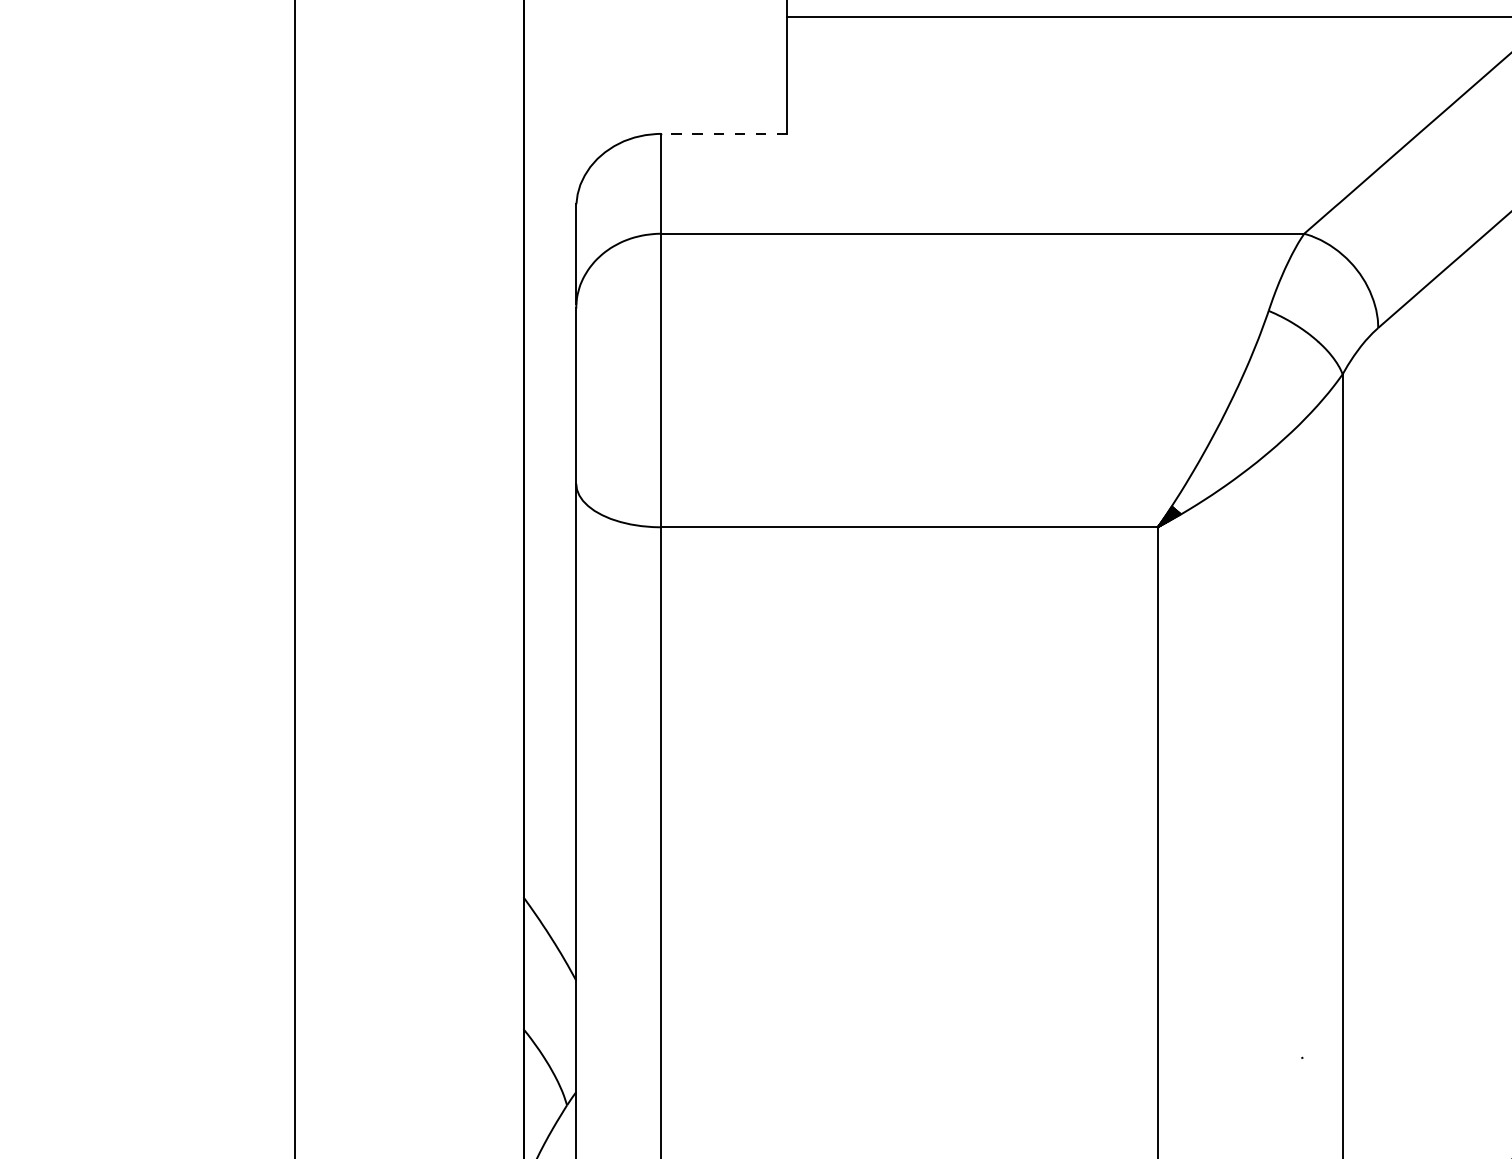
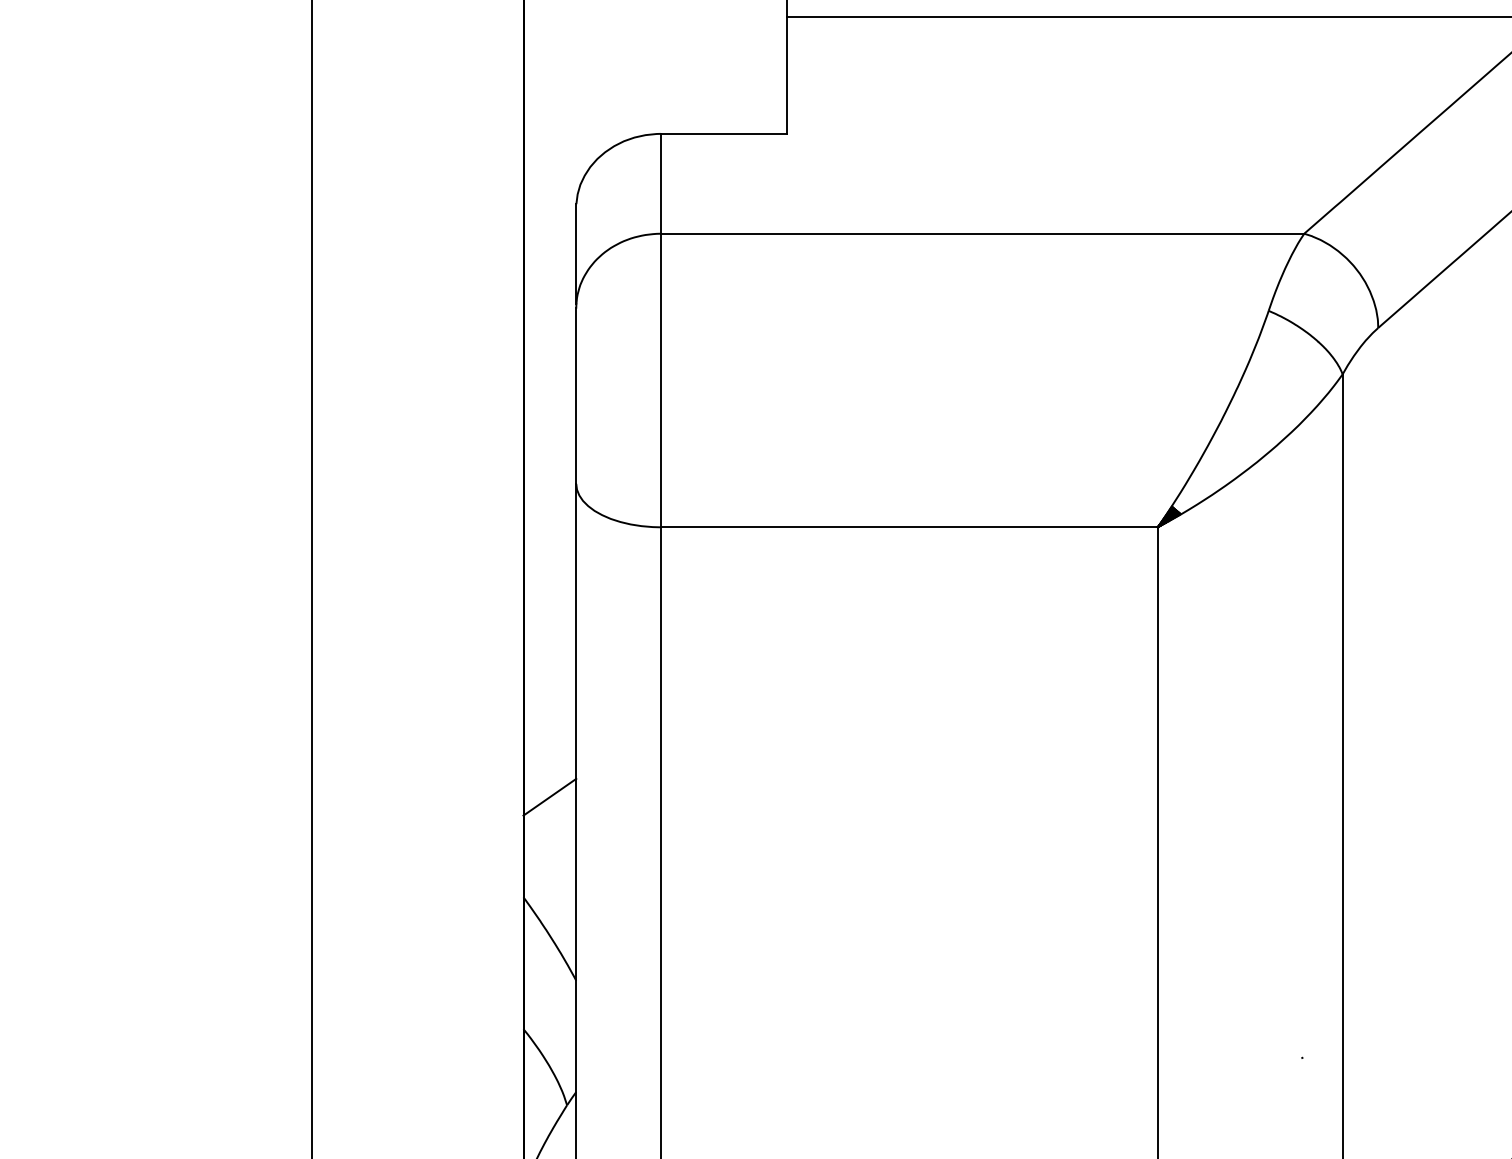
line: dashed -> solid (723, 133)
line position: (295, 578) -> (312, 578) (312, 578)
line: none -> present (549, 796)
